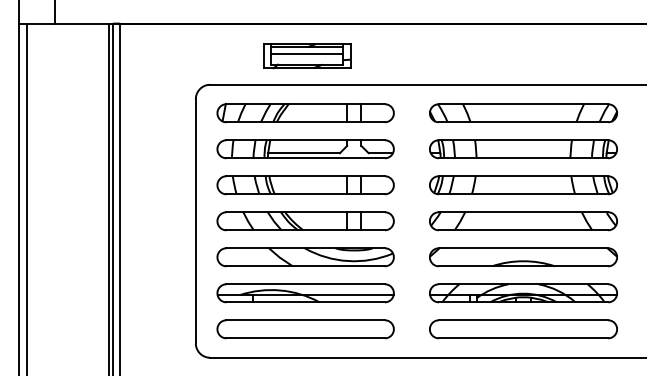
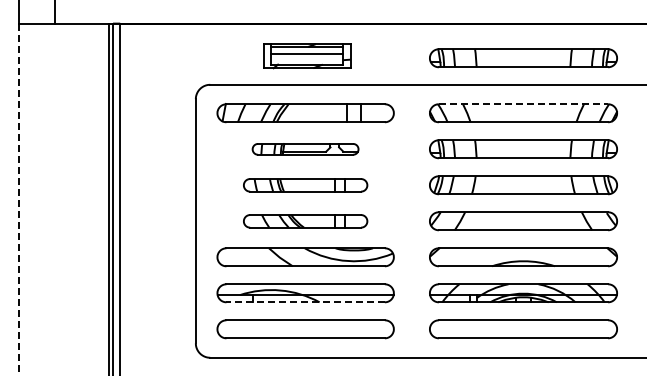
part: none -> present (523, 58)
line: solid -> dashed (523, 104)
part size: 179x21 px -> 109x13 px (305, 149)
part size: 179x21 px -> 126x15 px (305, 185)
line: present -> none (26, 197)
line: solid -> dashed (19, 199)
part size: 179x21 px -> 126x15 px (305, 221)
line: solid -> dashed (305, 302)
